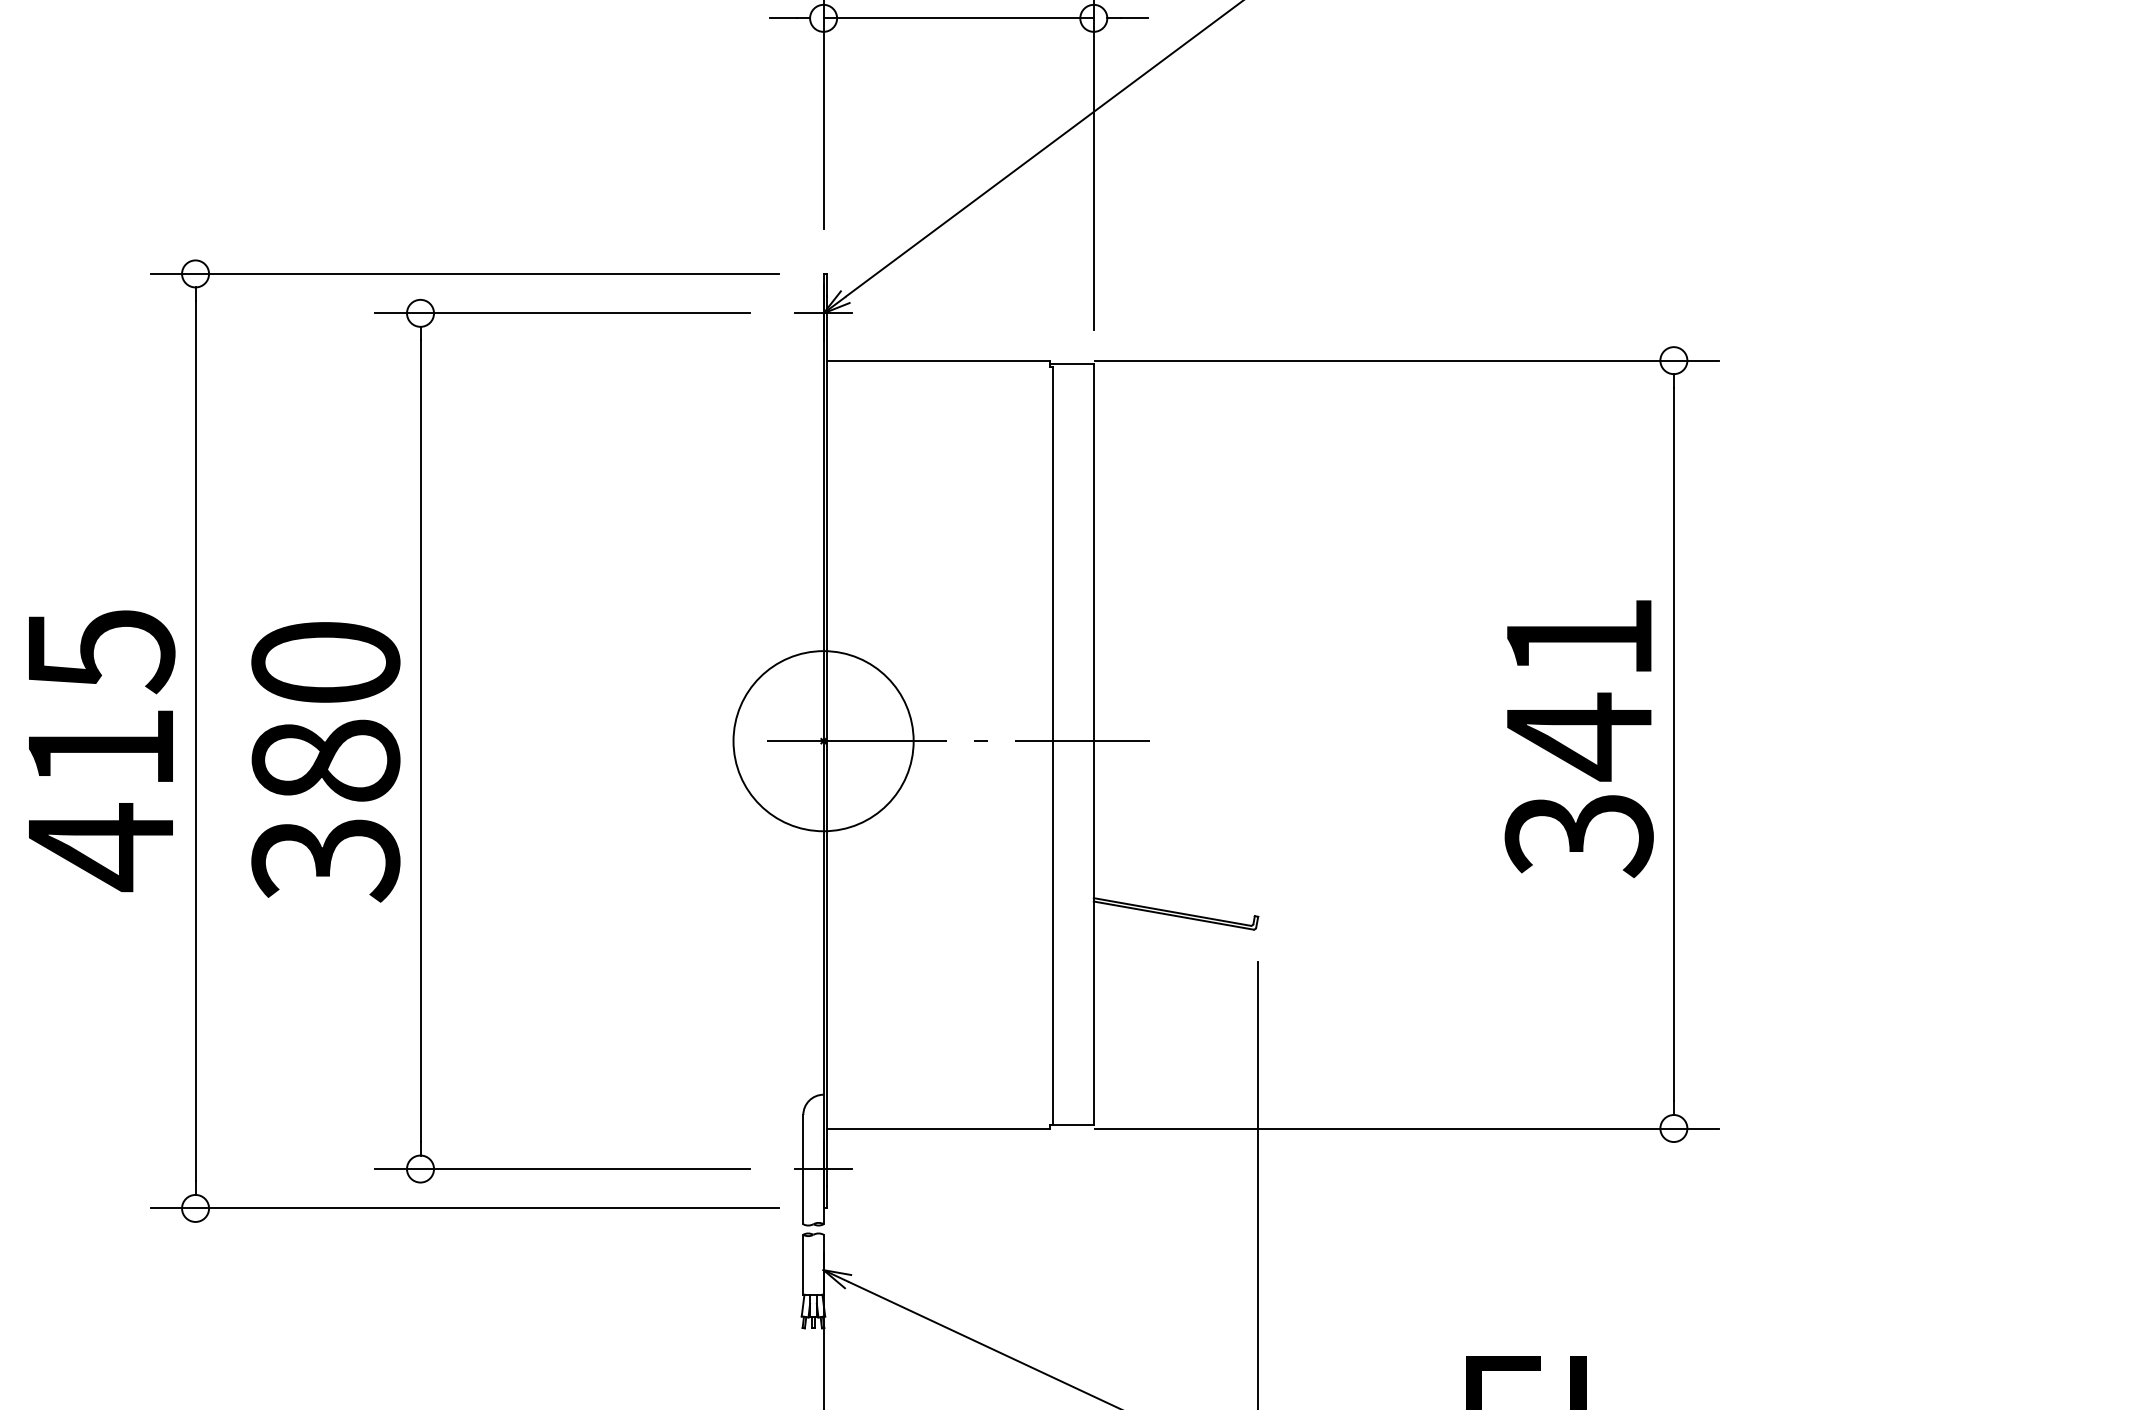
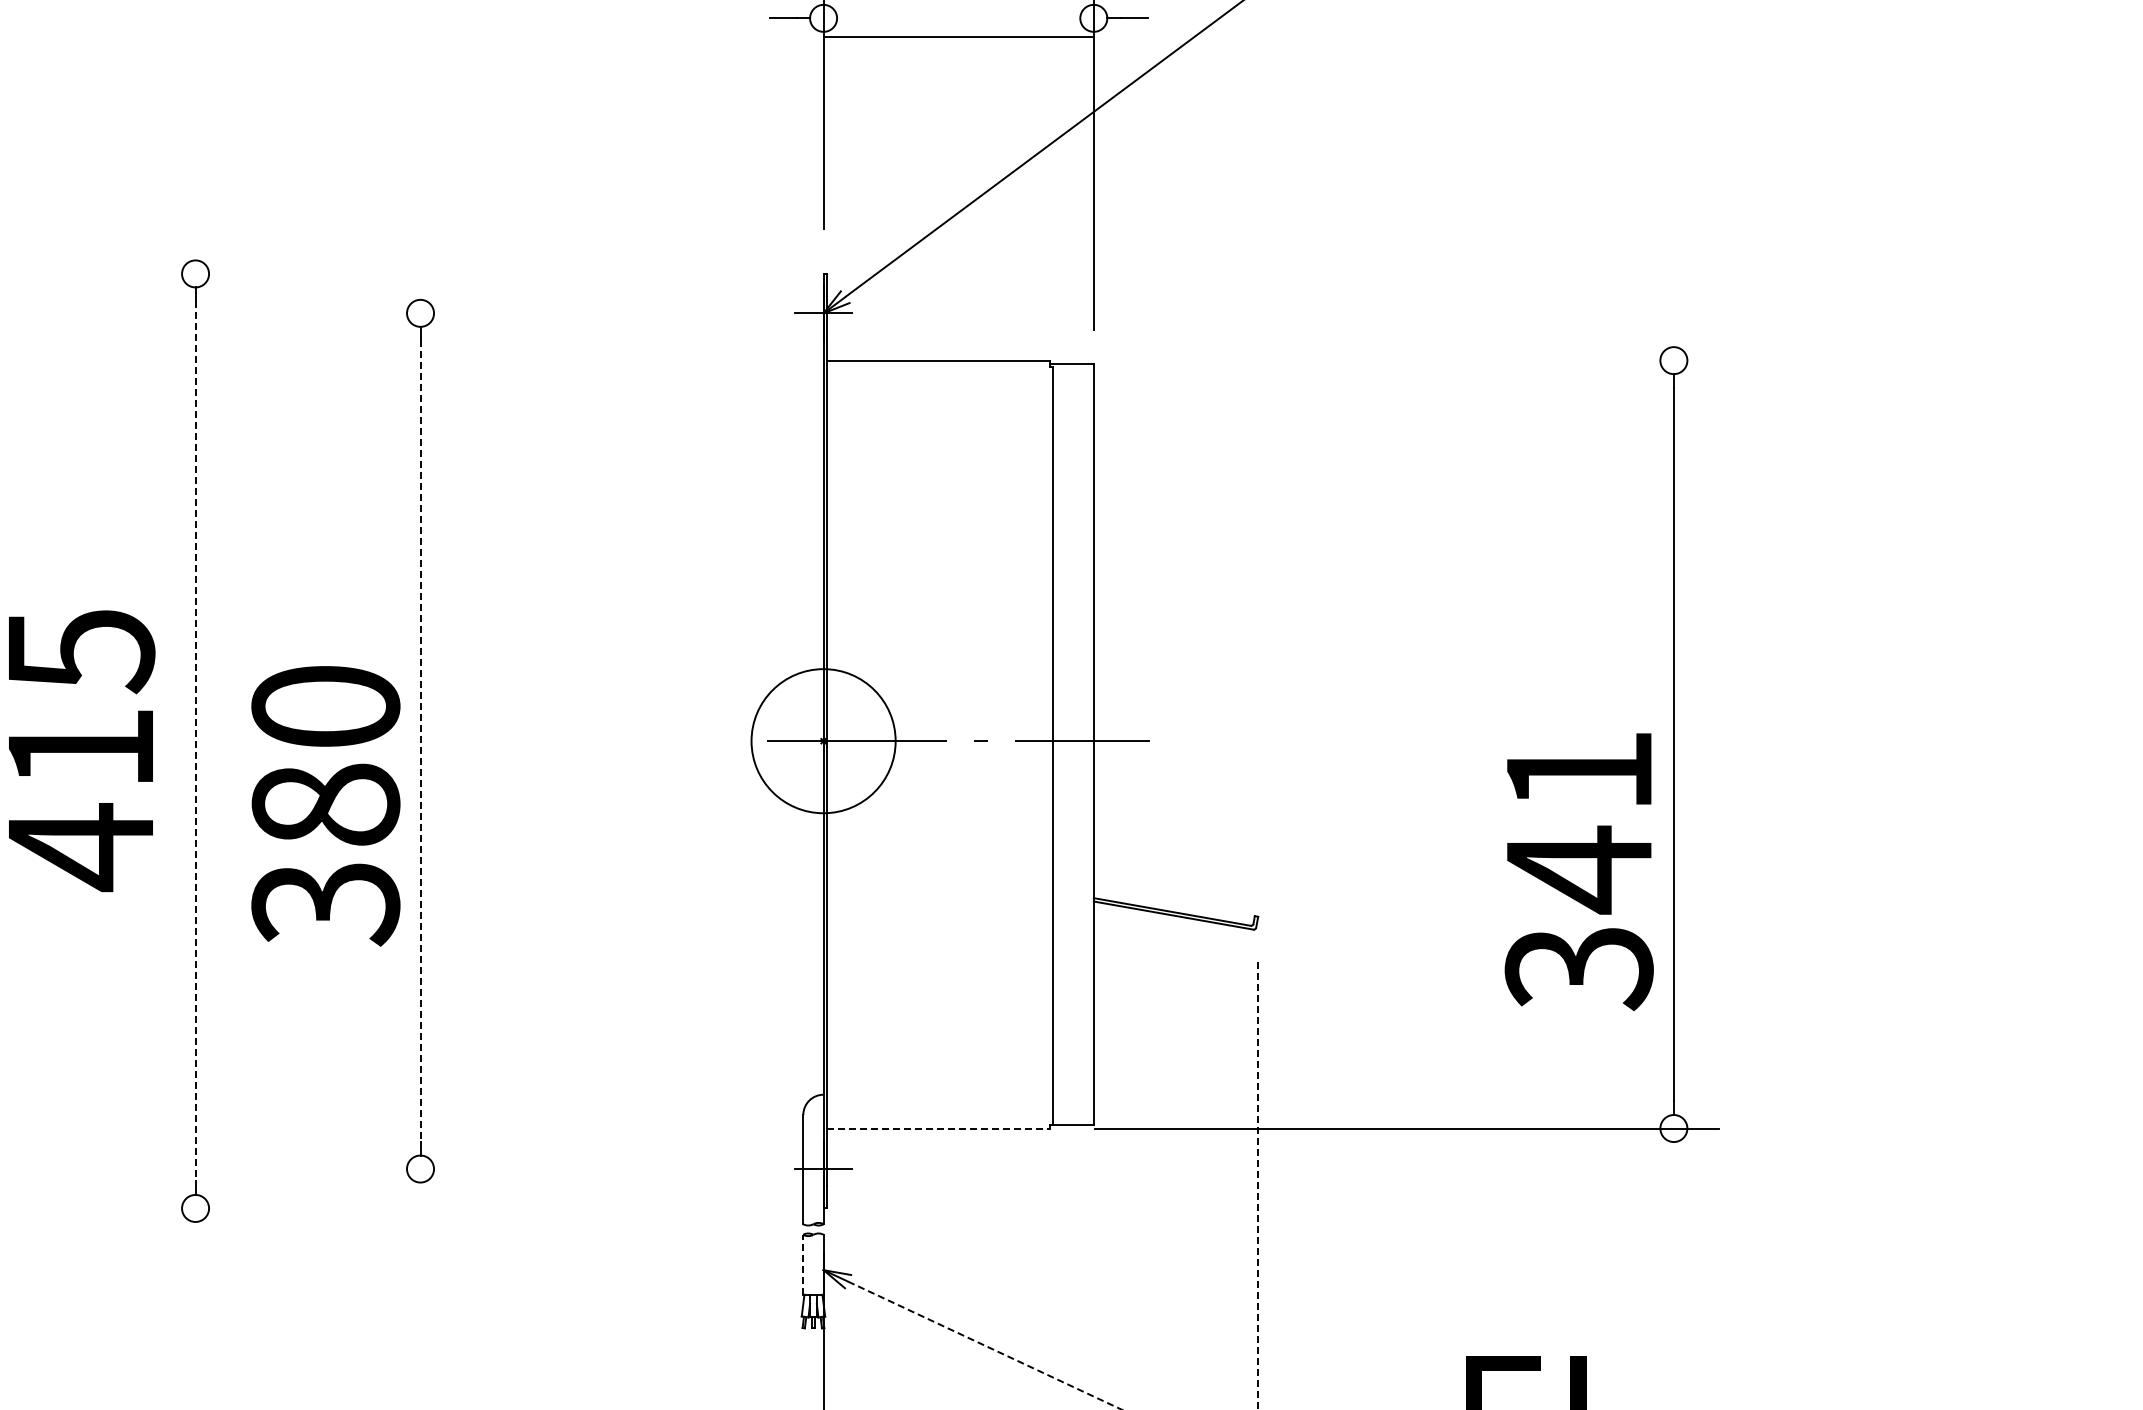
line position: (958, 18) -> (958, 37) (958, 37)
line: present -> none (464, 273)
line: present -> none (562, 313)
line: present -> none (1406, 360)
text position: (1578, 738) -> (1578, 871) (1578, 871)
line: solid -> dashed (195, 741)
line: solid -> dashed (420, 741)
circle diameter: 180 px -> 144 px (823, 741)
text position: (102, 751) -> (82, 751) (82, 751)
text position: (325, 762) -> (325, 806) (325, 806)
line: solid -> dashed (938, 1128)
line: present -> none (562, 1169)
line: solid -> dashed (1258, 1185)
line: present -> none (464, 1208)
line: solid -> dashed (803, 1264)
line: solid -> dashed (984, 1345)
